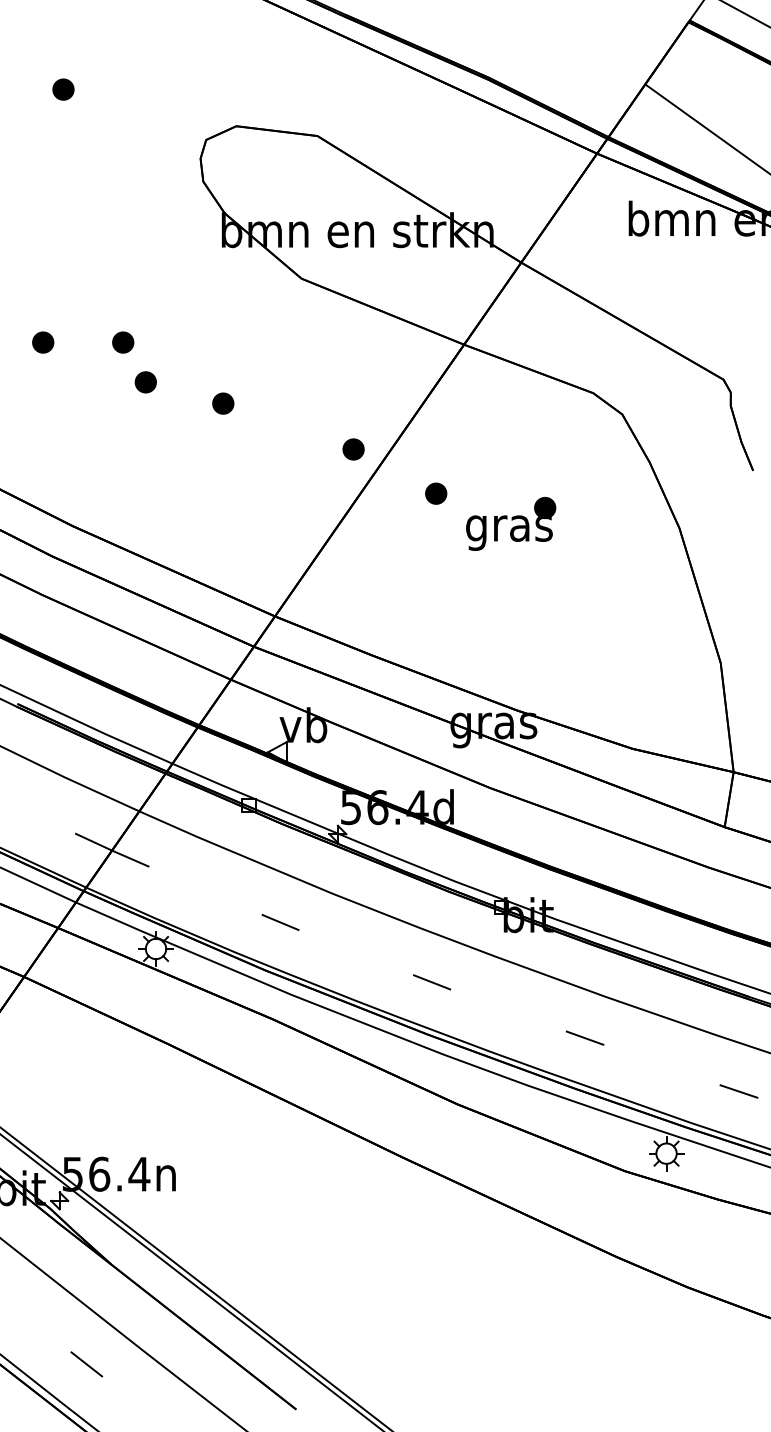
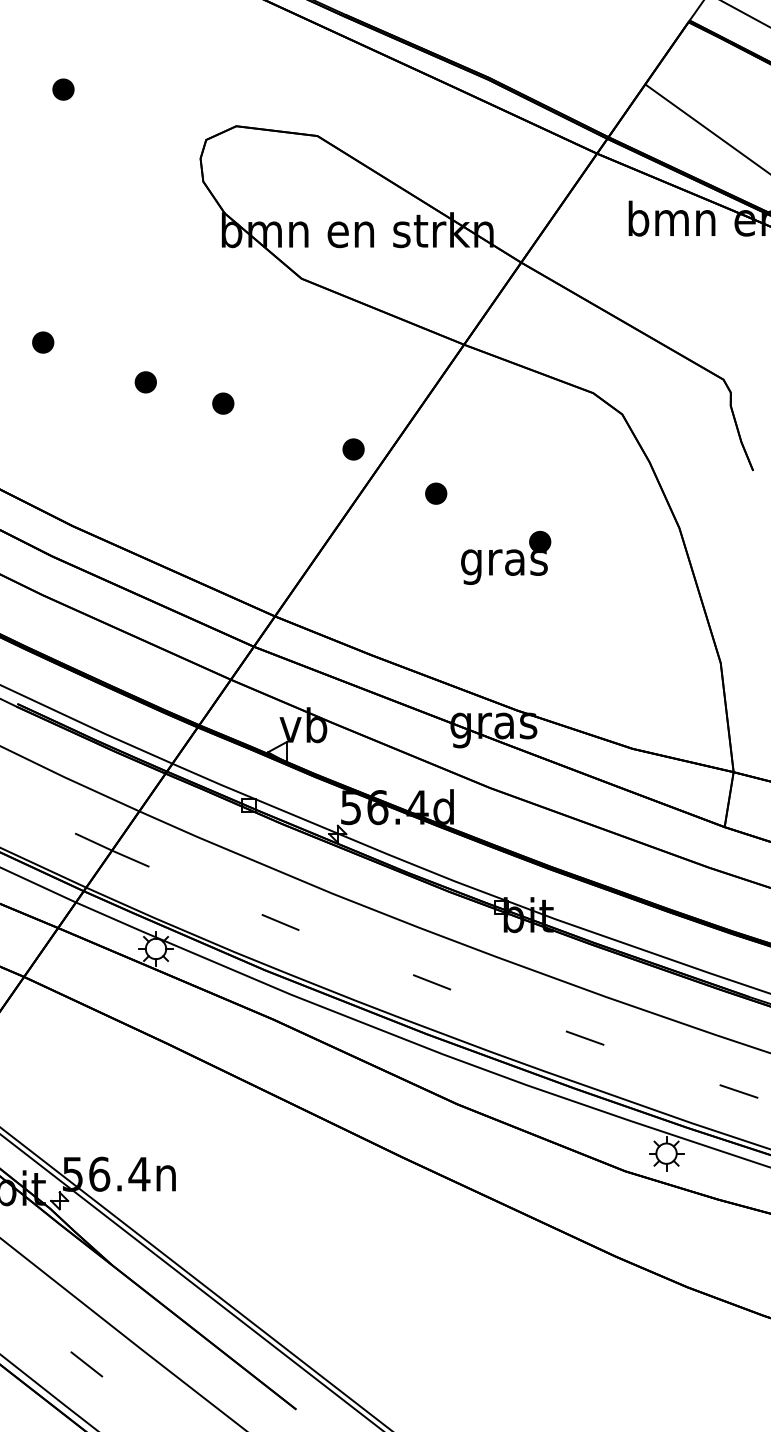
part: present -> none (123, 342)
part position: (511, 523) -> (506, 557) (506, 557)
